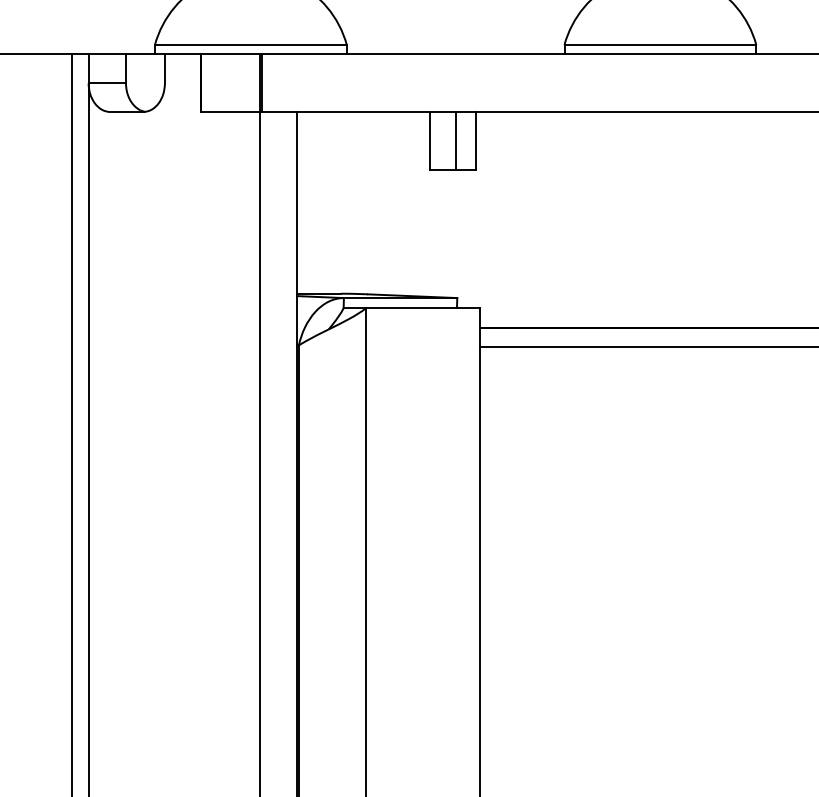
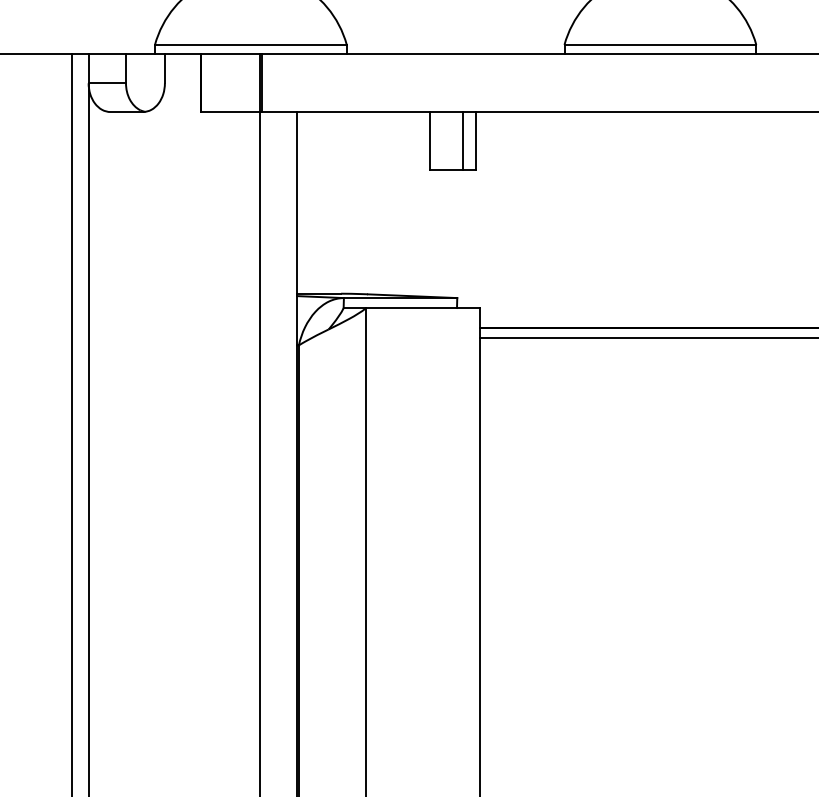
line position: (456, 140) -> (463, 140) (463, 140)
line position: (647, 347) -> (647, 338) (647, 338)
